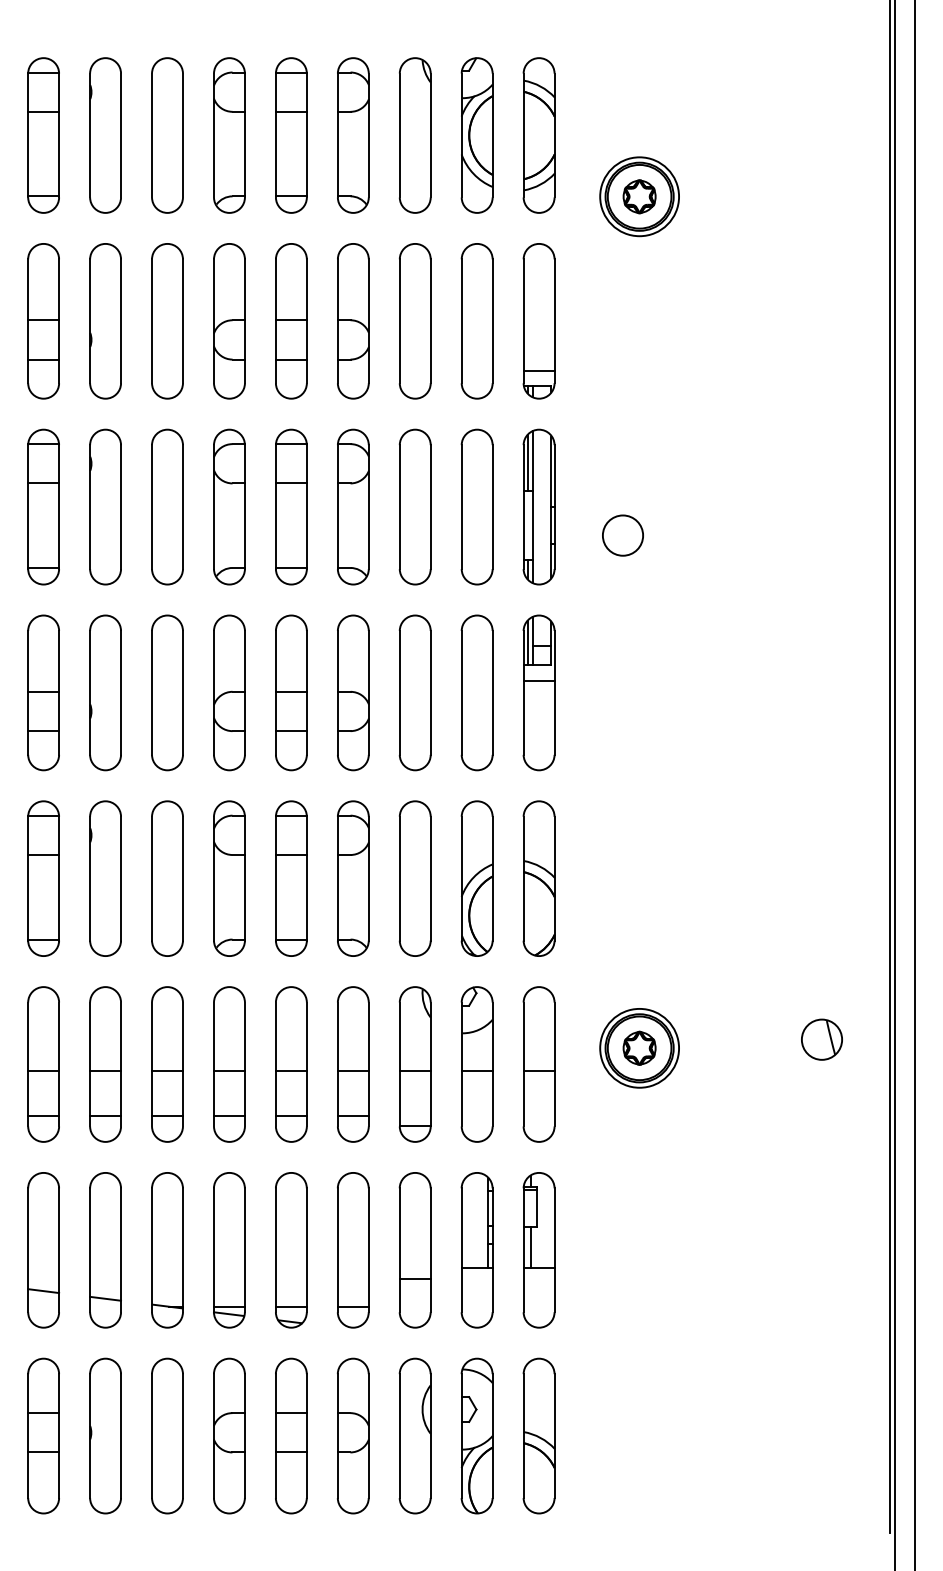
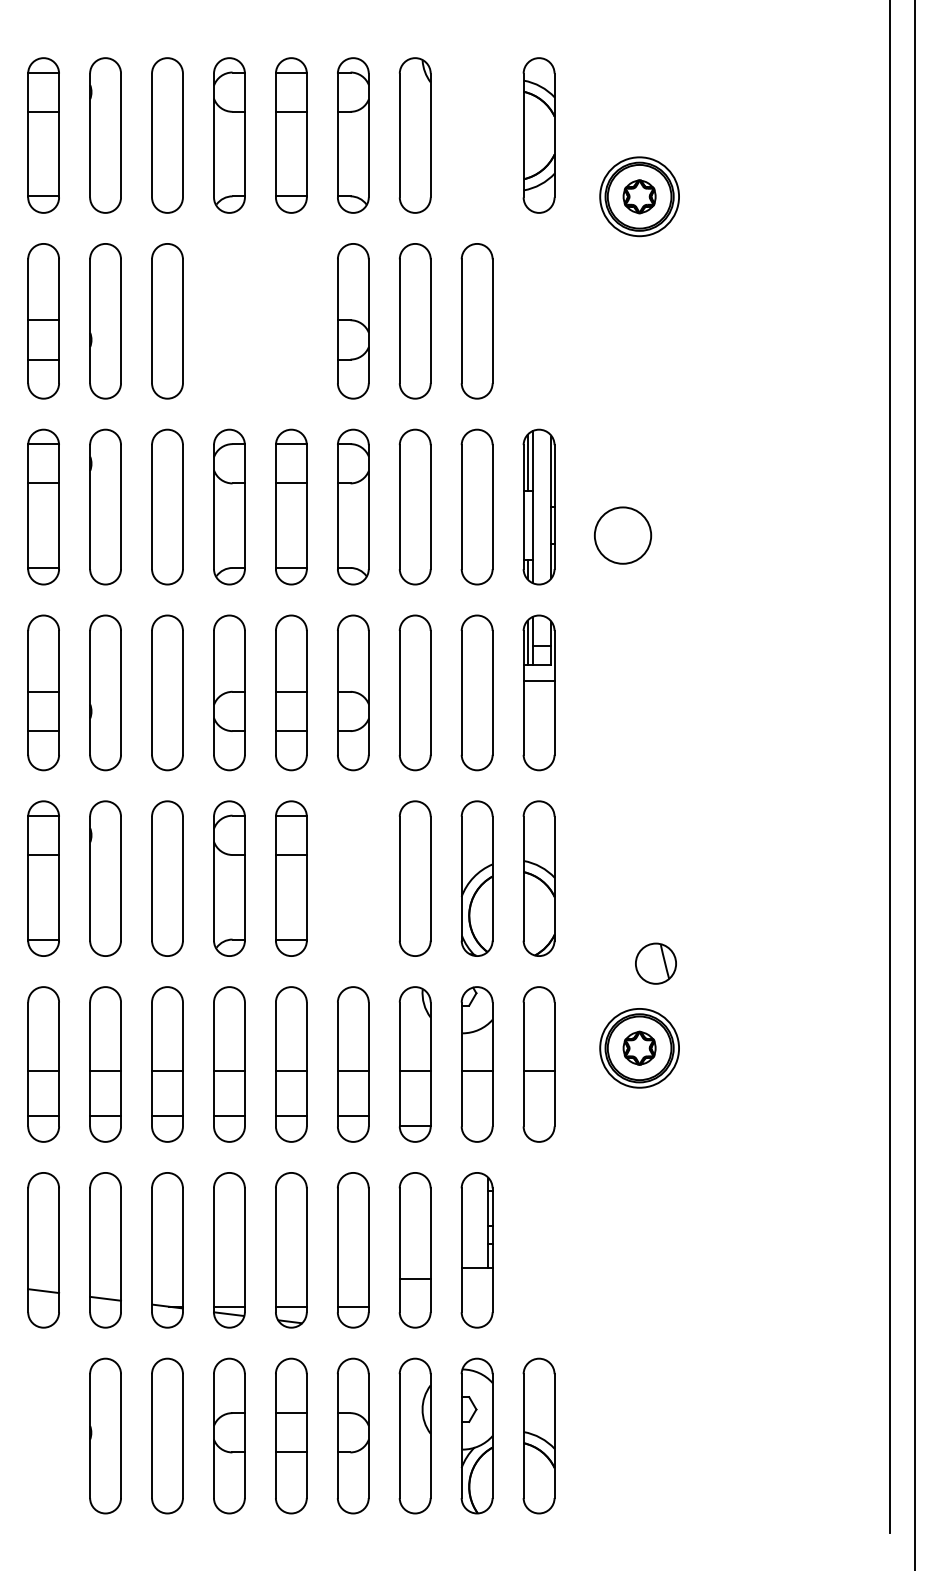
part: present -> none (476, 135)
part: present -> none (229, 321)
part: present -> none (291, 321)
part: present -> none (538, 321)
circle diameter: 40 px -> 56 px (622, 535)
line: present -> none (895, 784)
part: present -> none (353, 878)
part position: (821, 1039) -> (655, 963) (655, 963)
part: present -> none (538, 1250)
part: present -> none (43, 1435)
